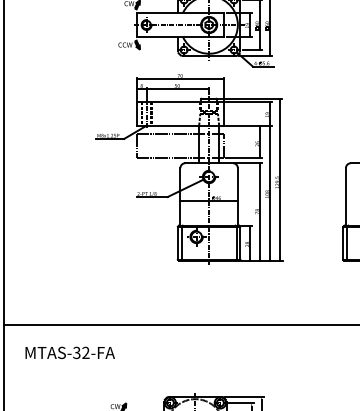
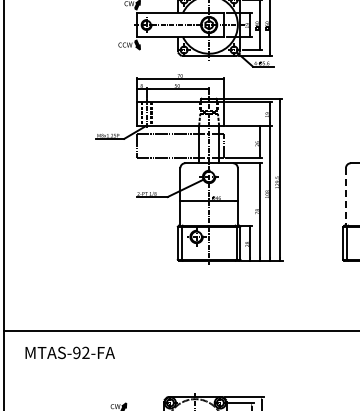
line: solid -> dashed (345, 196)
line position: (180, 324) -> (180, 330) (180, 330)
text: MTAS-32-FA -> MTAS-92-FA (76, 352)
